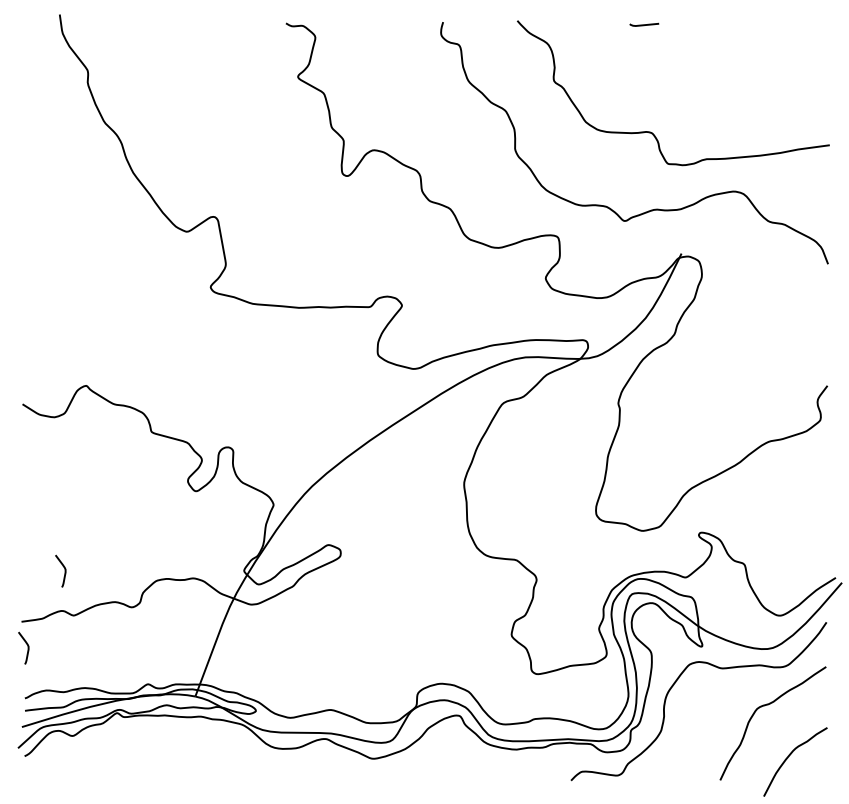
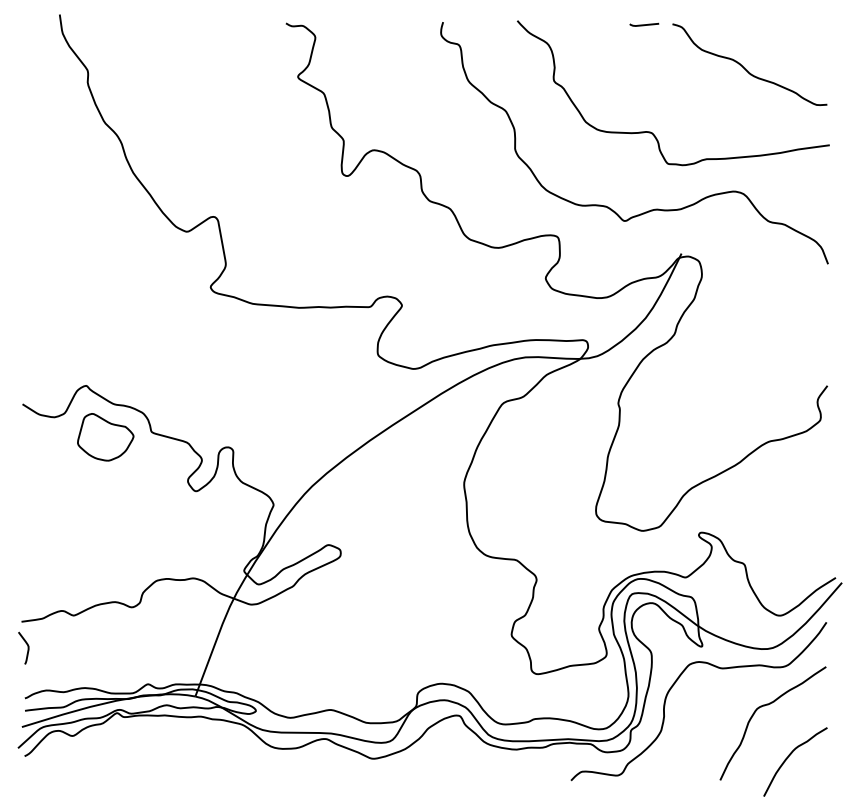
curve: none -> present (745, 68)
part: none -> present (105, 437)
curve: present -> none (64, 570)
